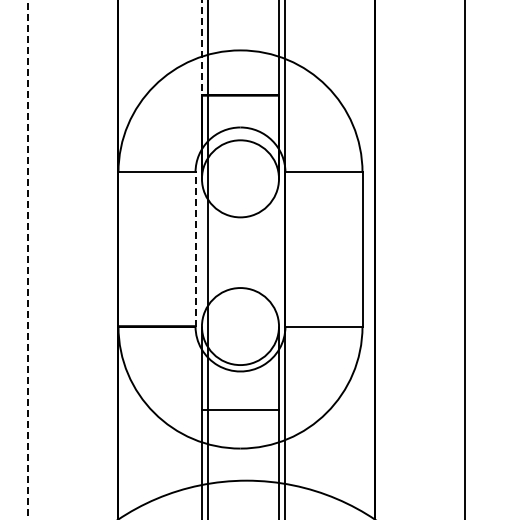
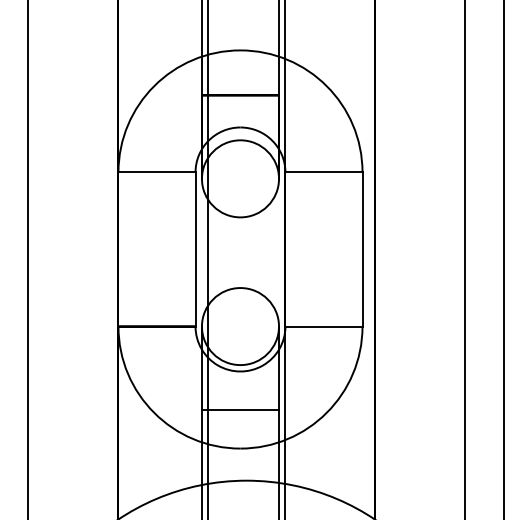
line: dashed -> solid (201, 48)
line: dashed -> solid (195, 249)
line: none -> present (503, 259)
line: dashed -> solid (28, 260)
